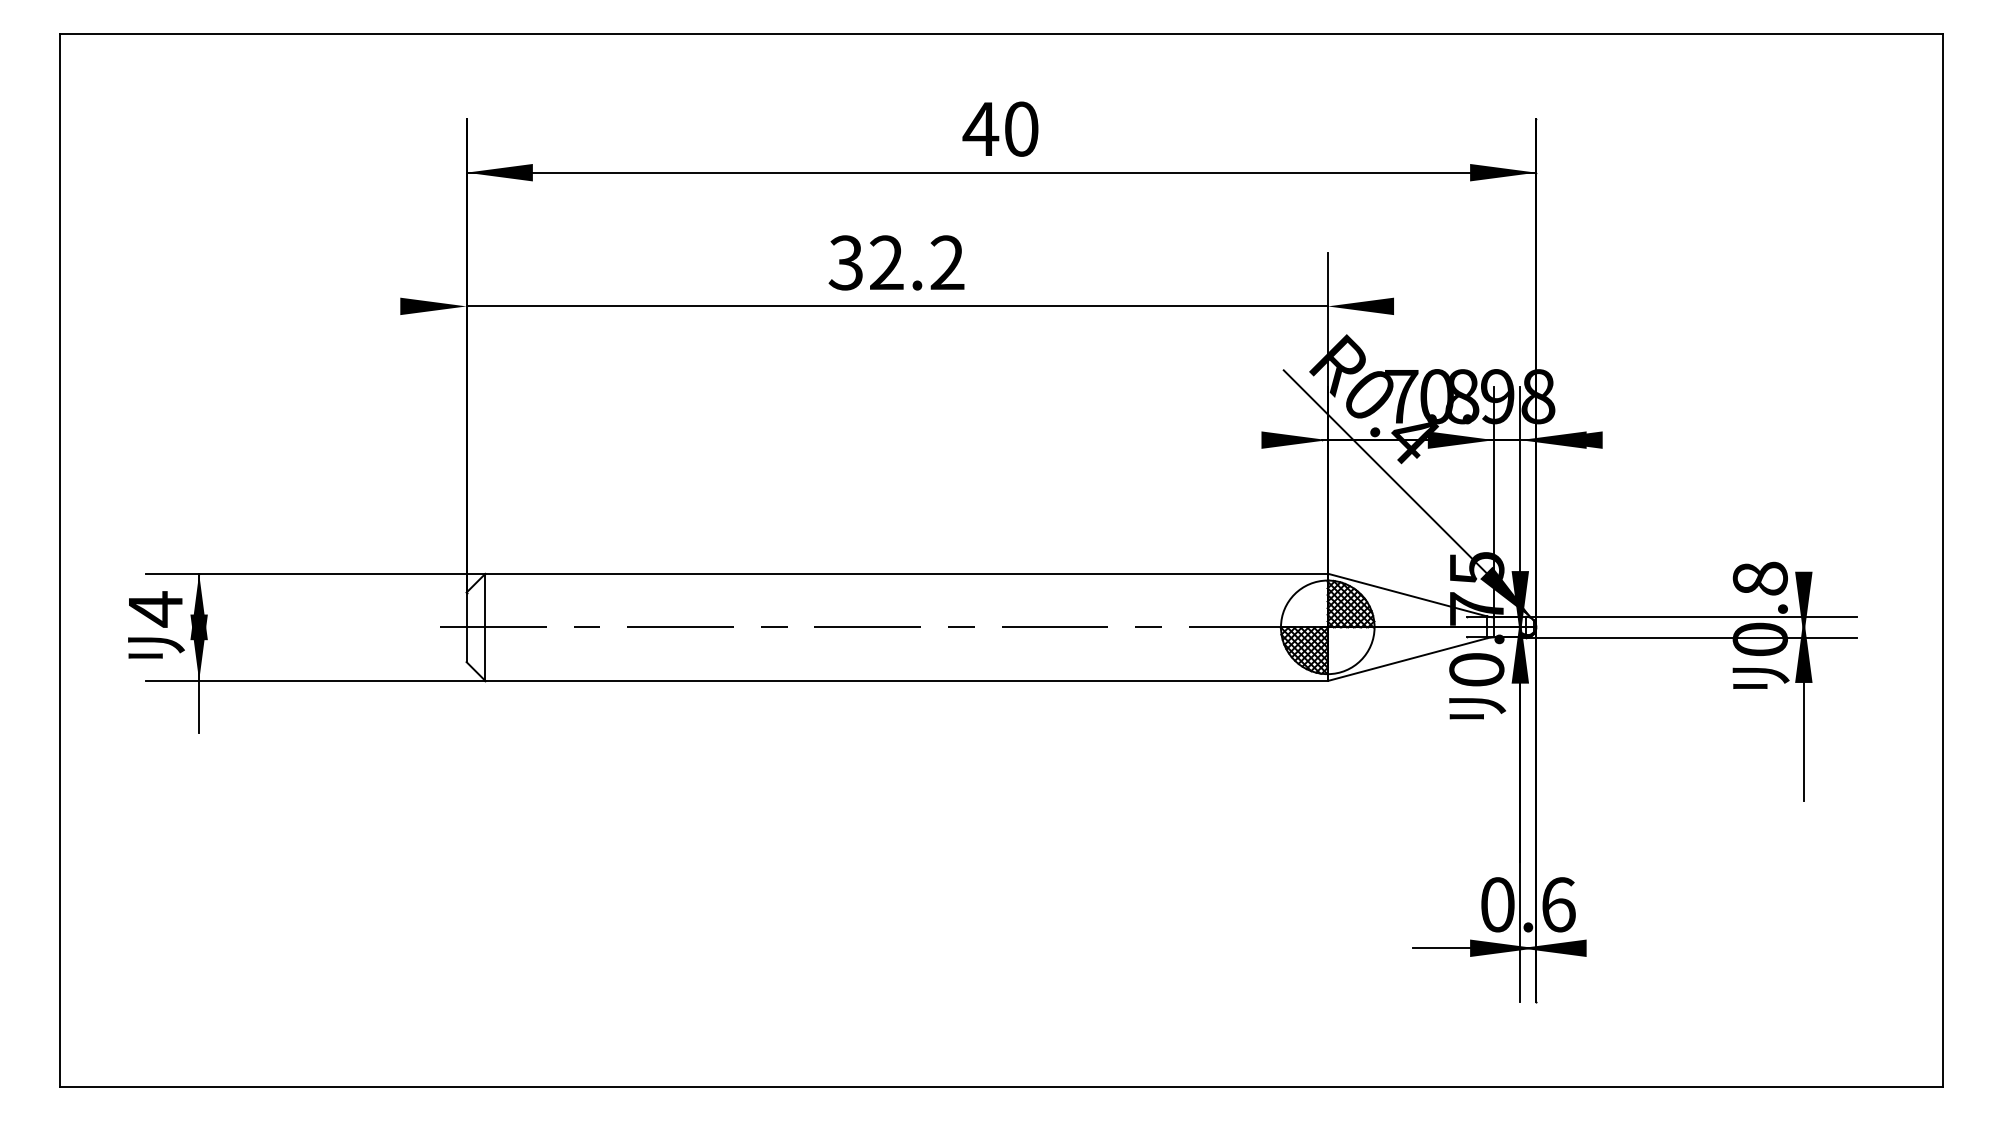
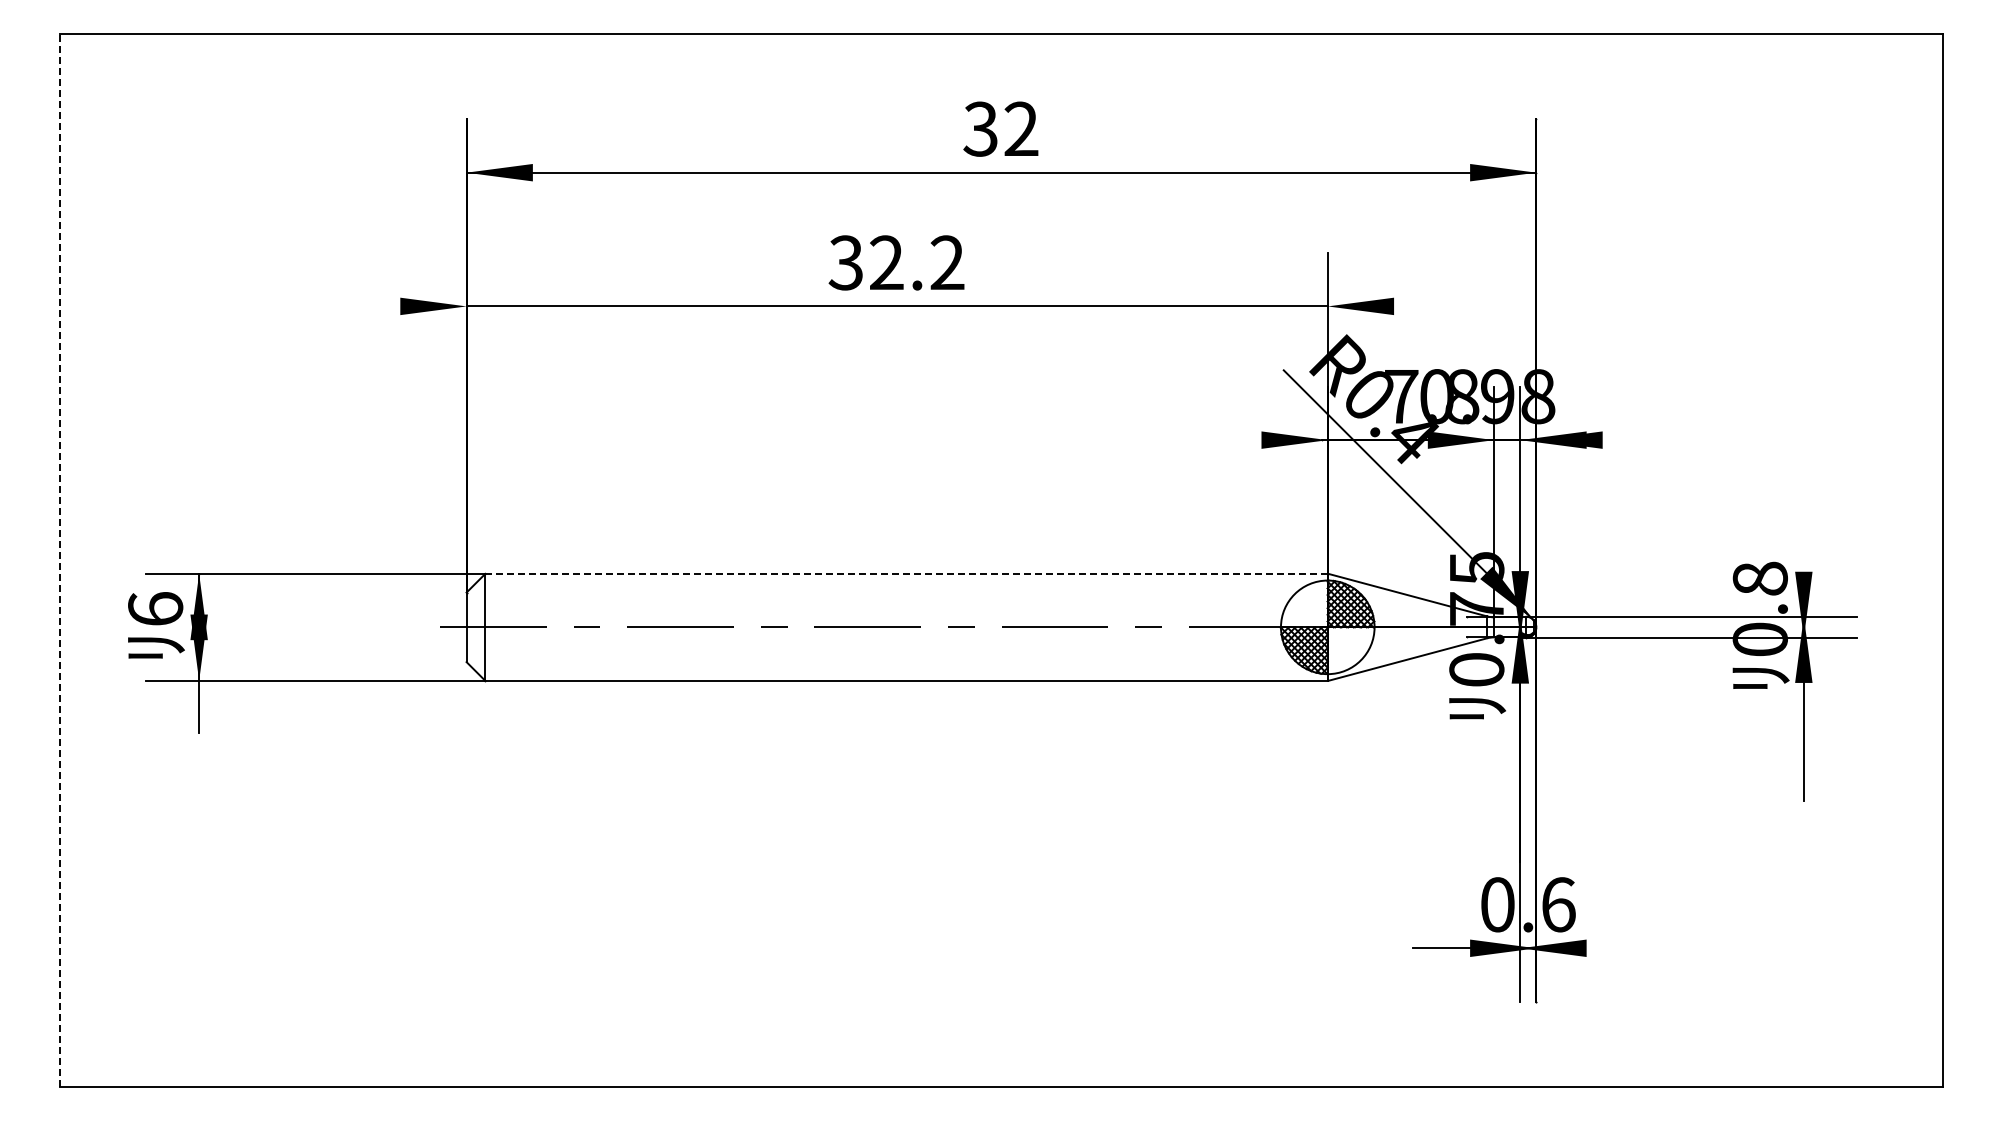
text: 40 -> 32 (1000, 128)
line: solid -> dashed (60, 560)
line: solid -> dashed (906, 573)
text: 4 -> 6 (155, 609)
